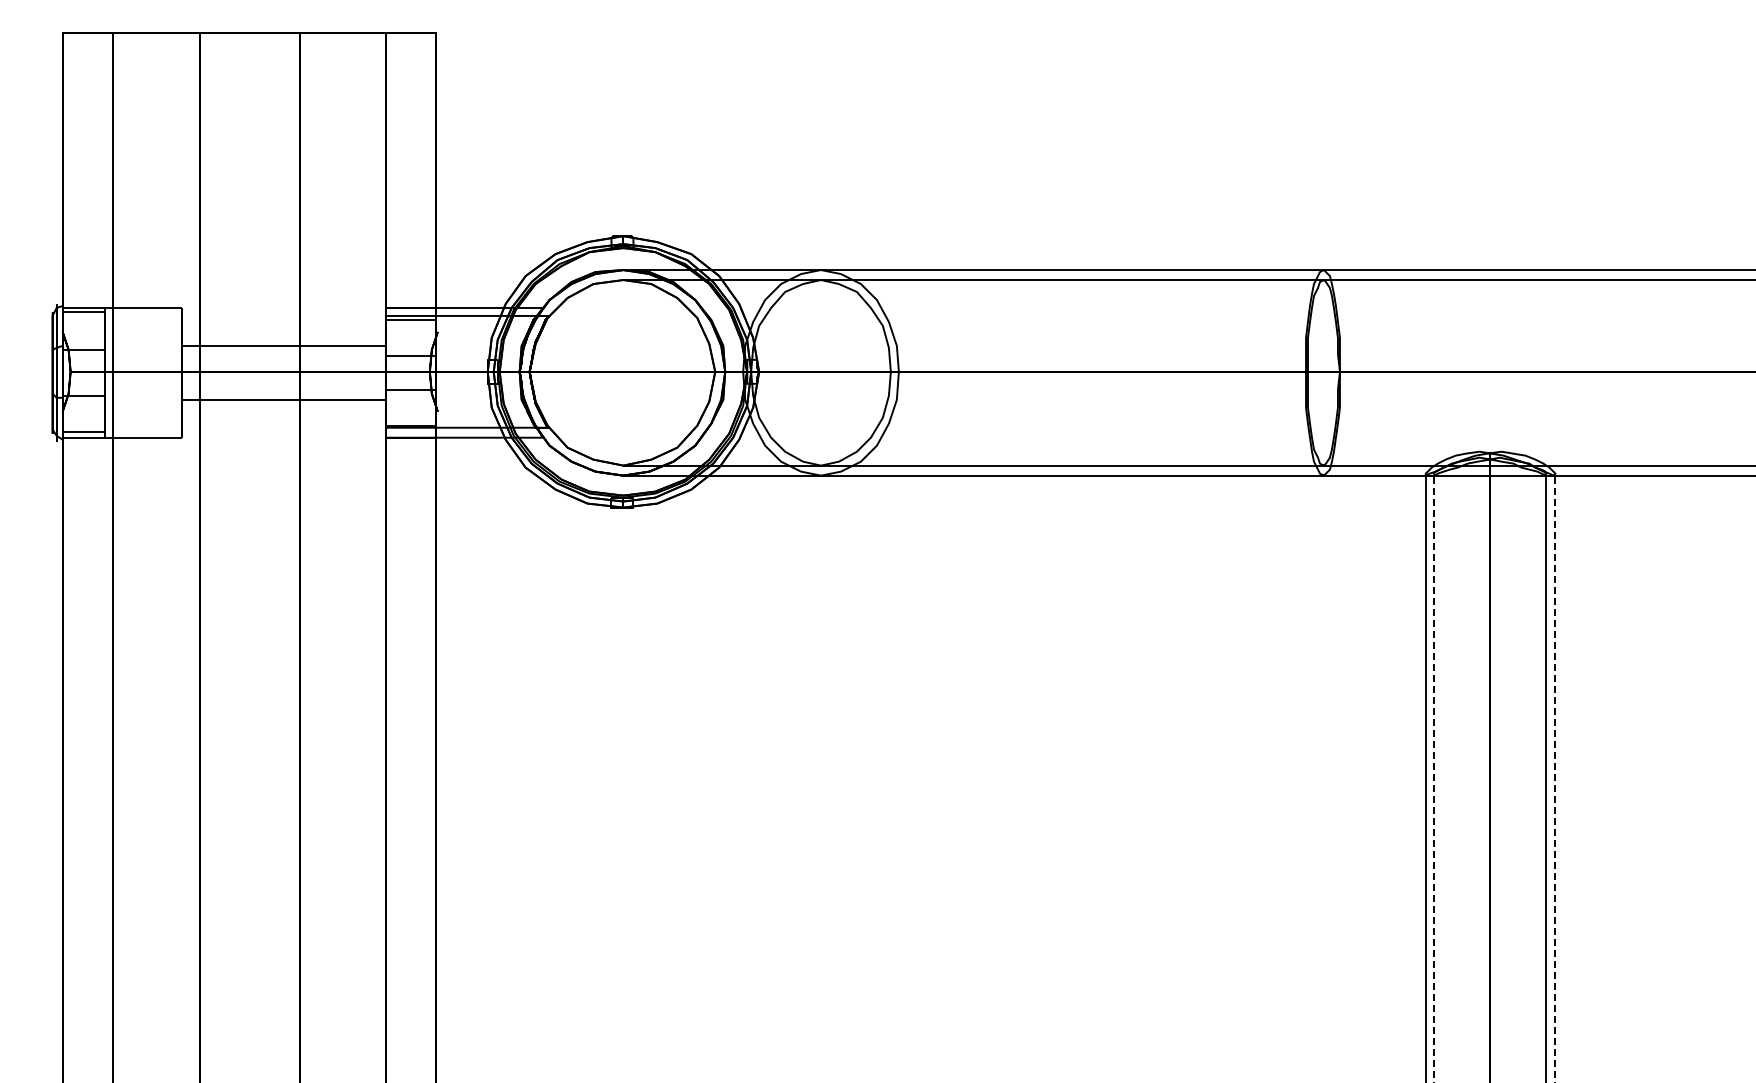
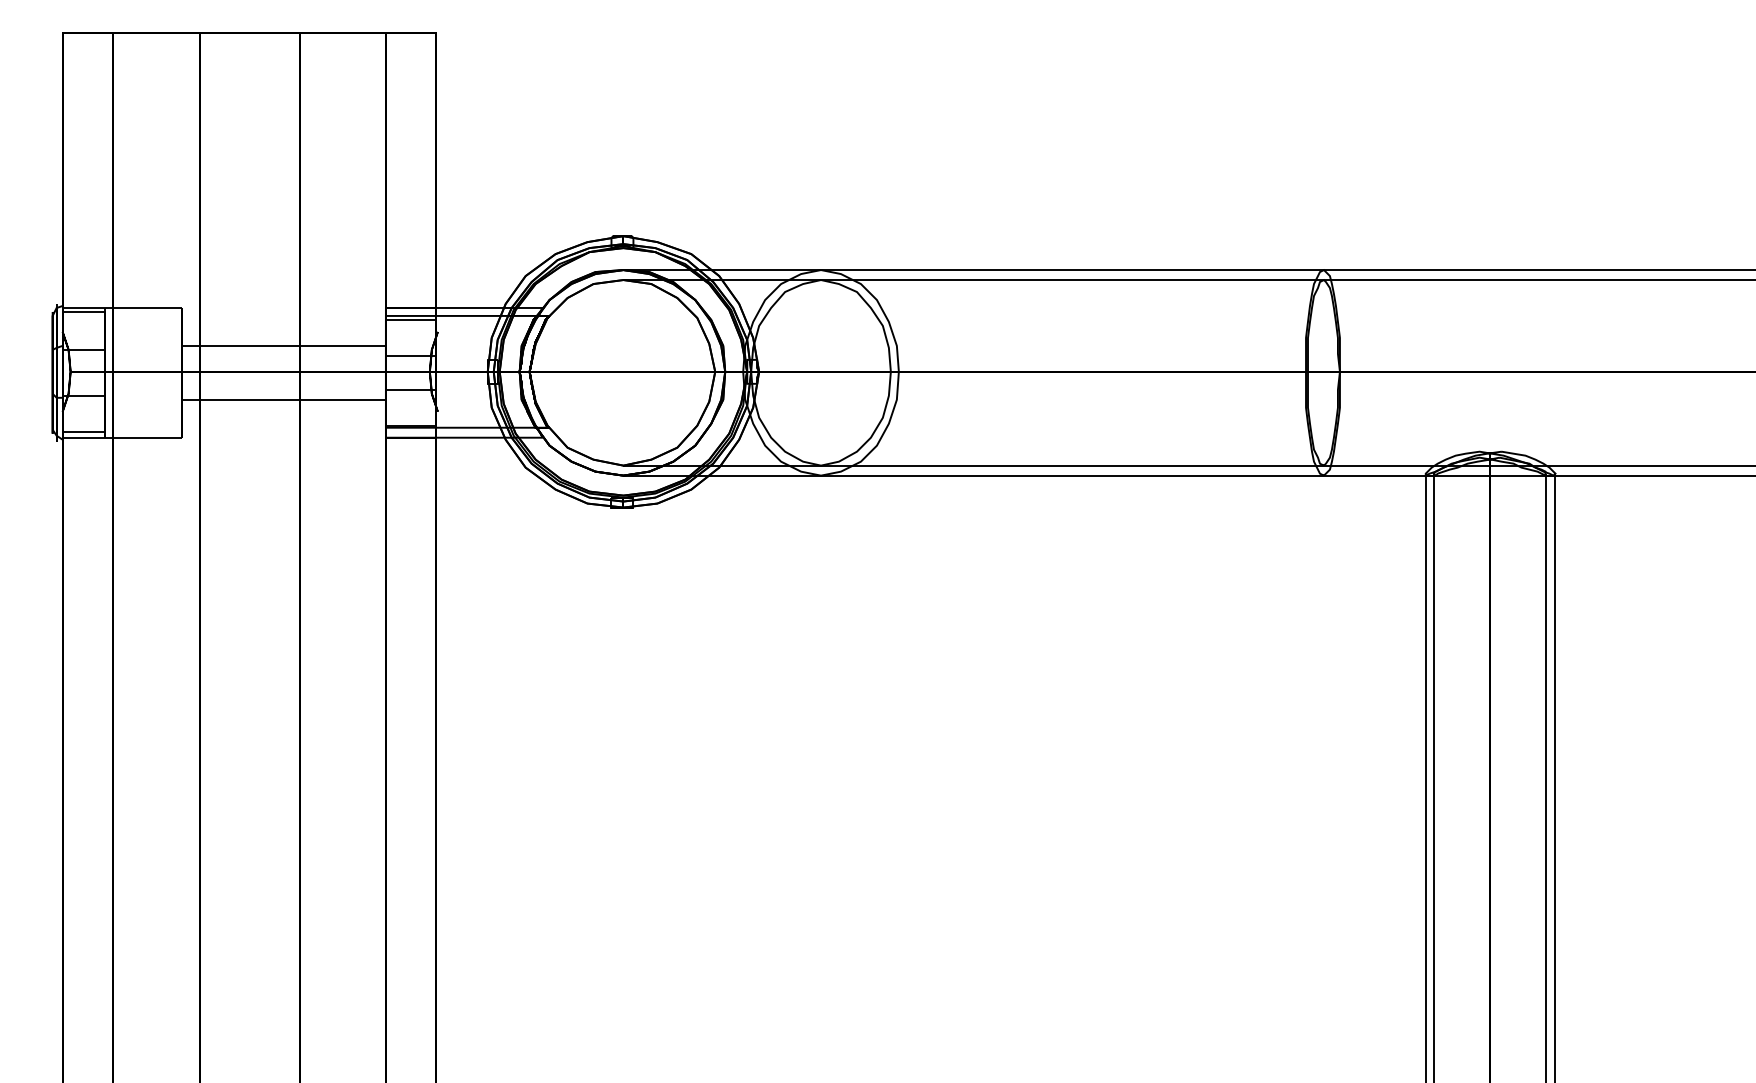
line: dashed -> solid (1433, 777)
line: dashed -> solid (1555, 777)
